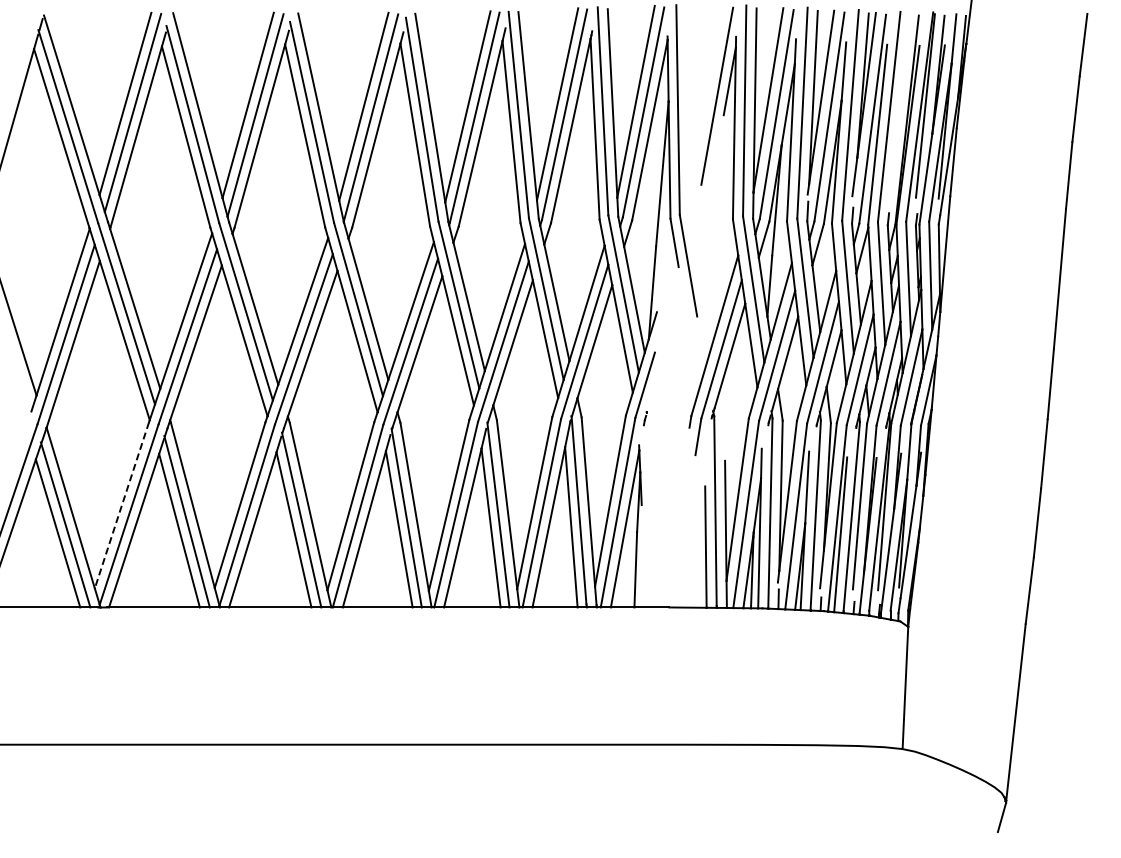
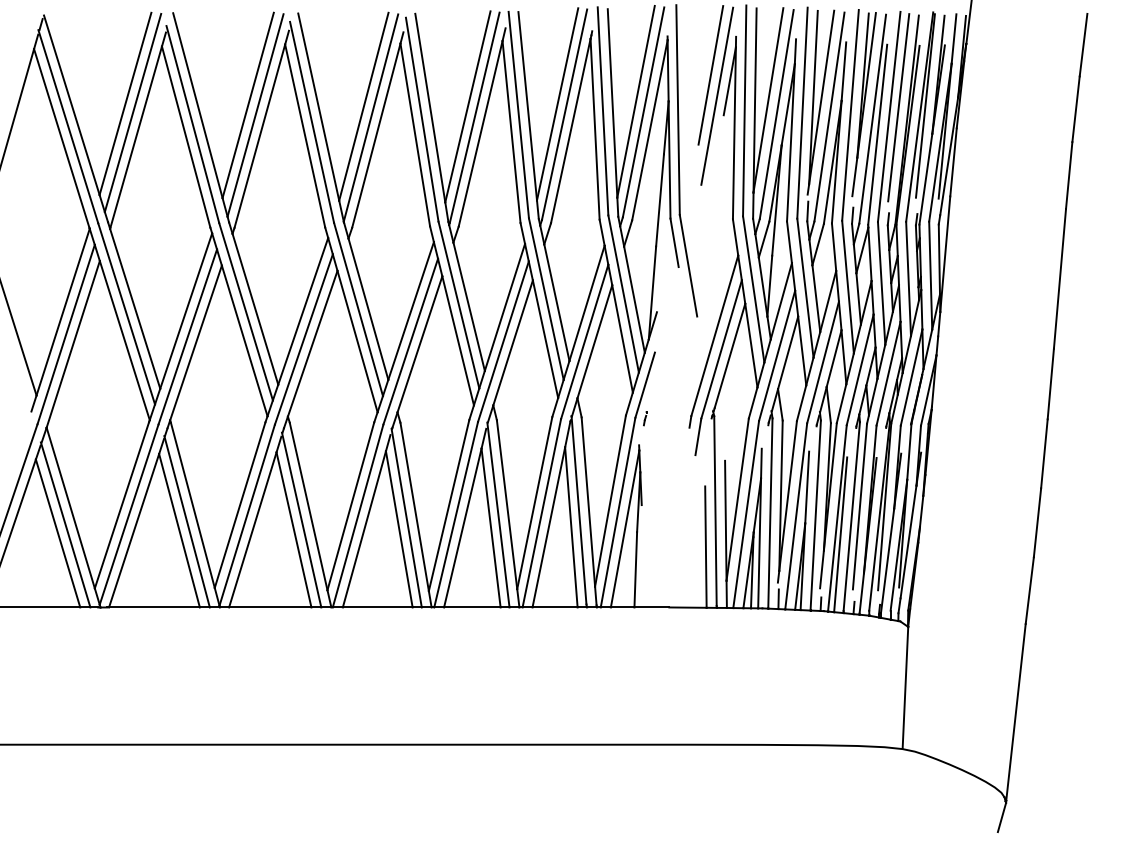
line: none -> present (710, 75)
line: none -> present (898, 107)
line: dashed -> solid (121, 505)
